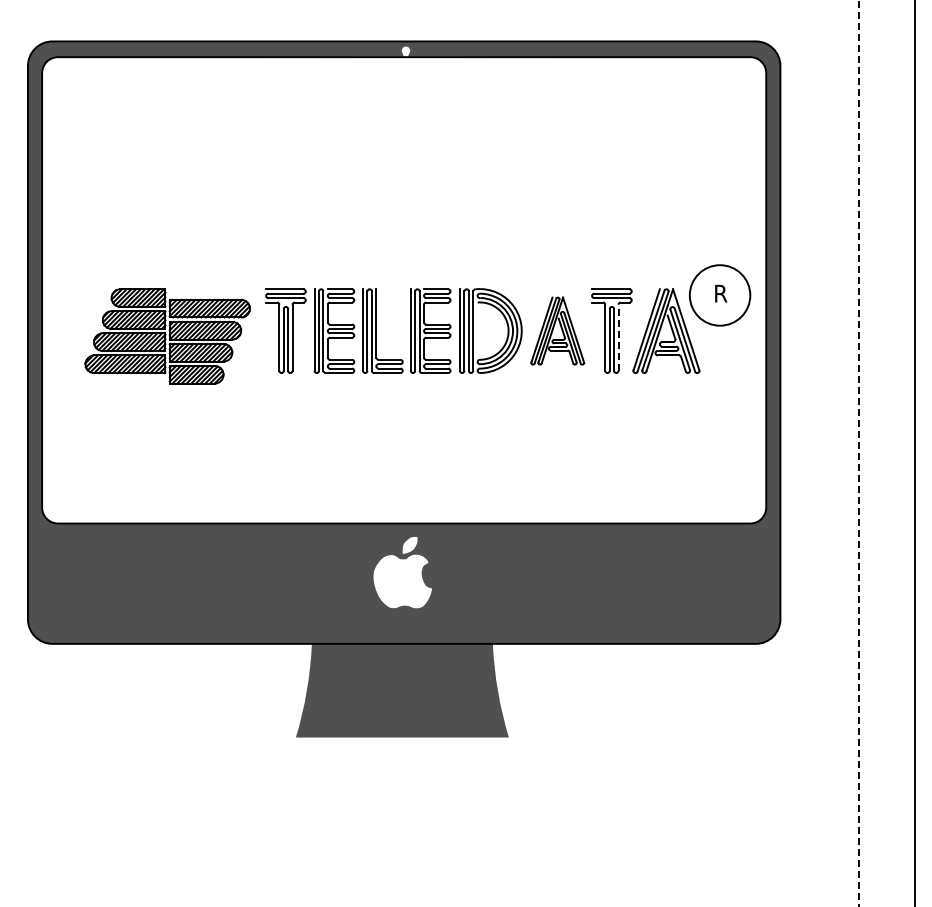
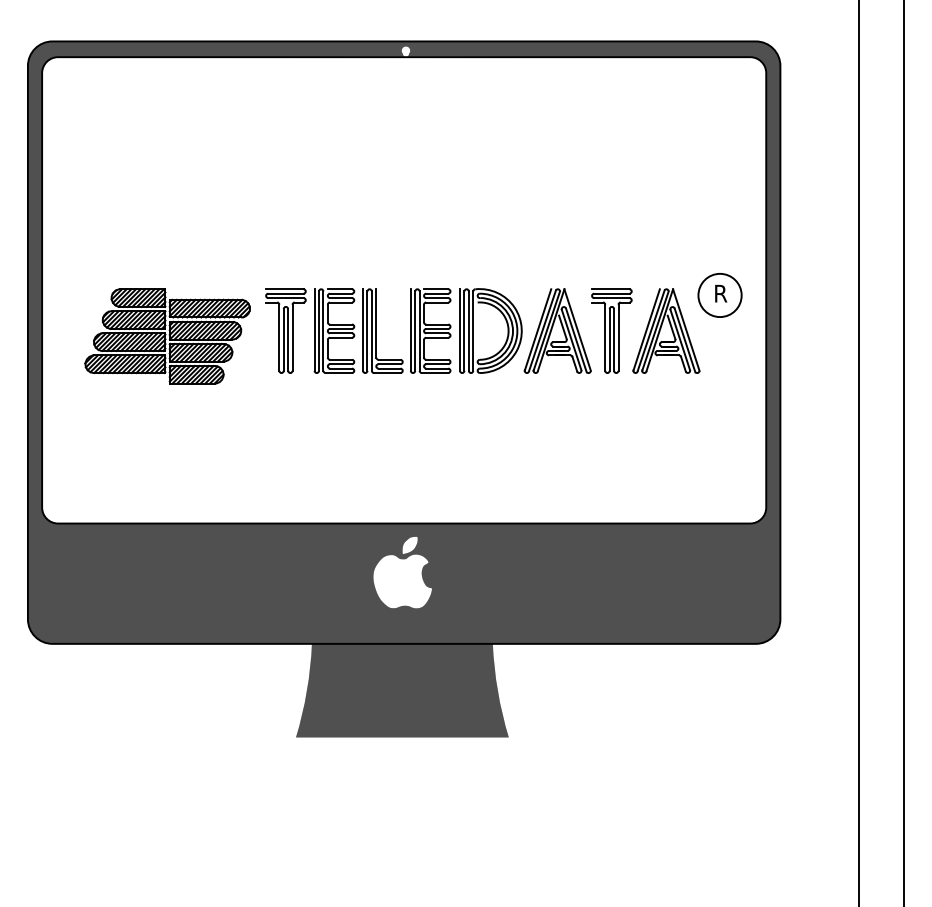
circle diameter: 61 px -> 43 px (719, 295)
part size: 56x70 px -> 69x86 px (557, 330)
line: dashed -> solid (618, 337)
line position: (915, 452) -> (904, 452) (904, 452)
line: dashed -> solid (858, 453)
